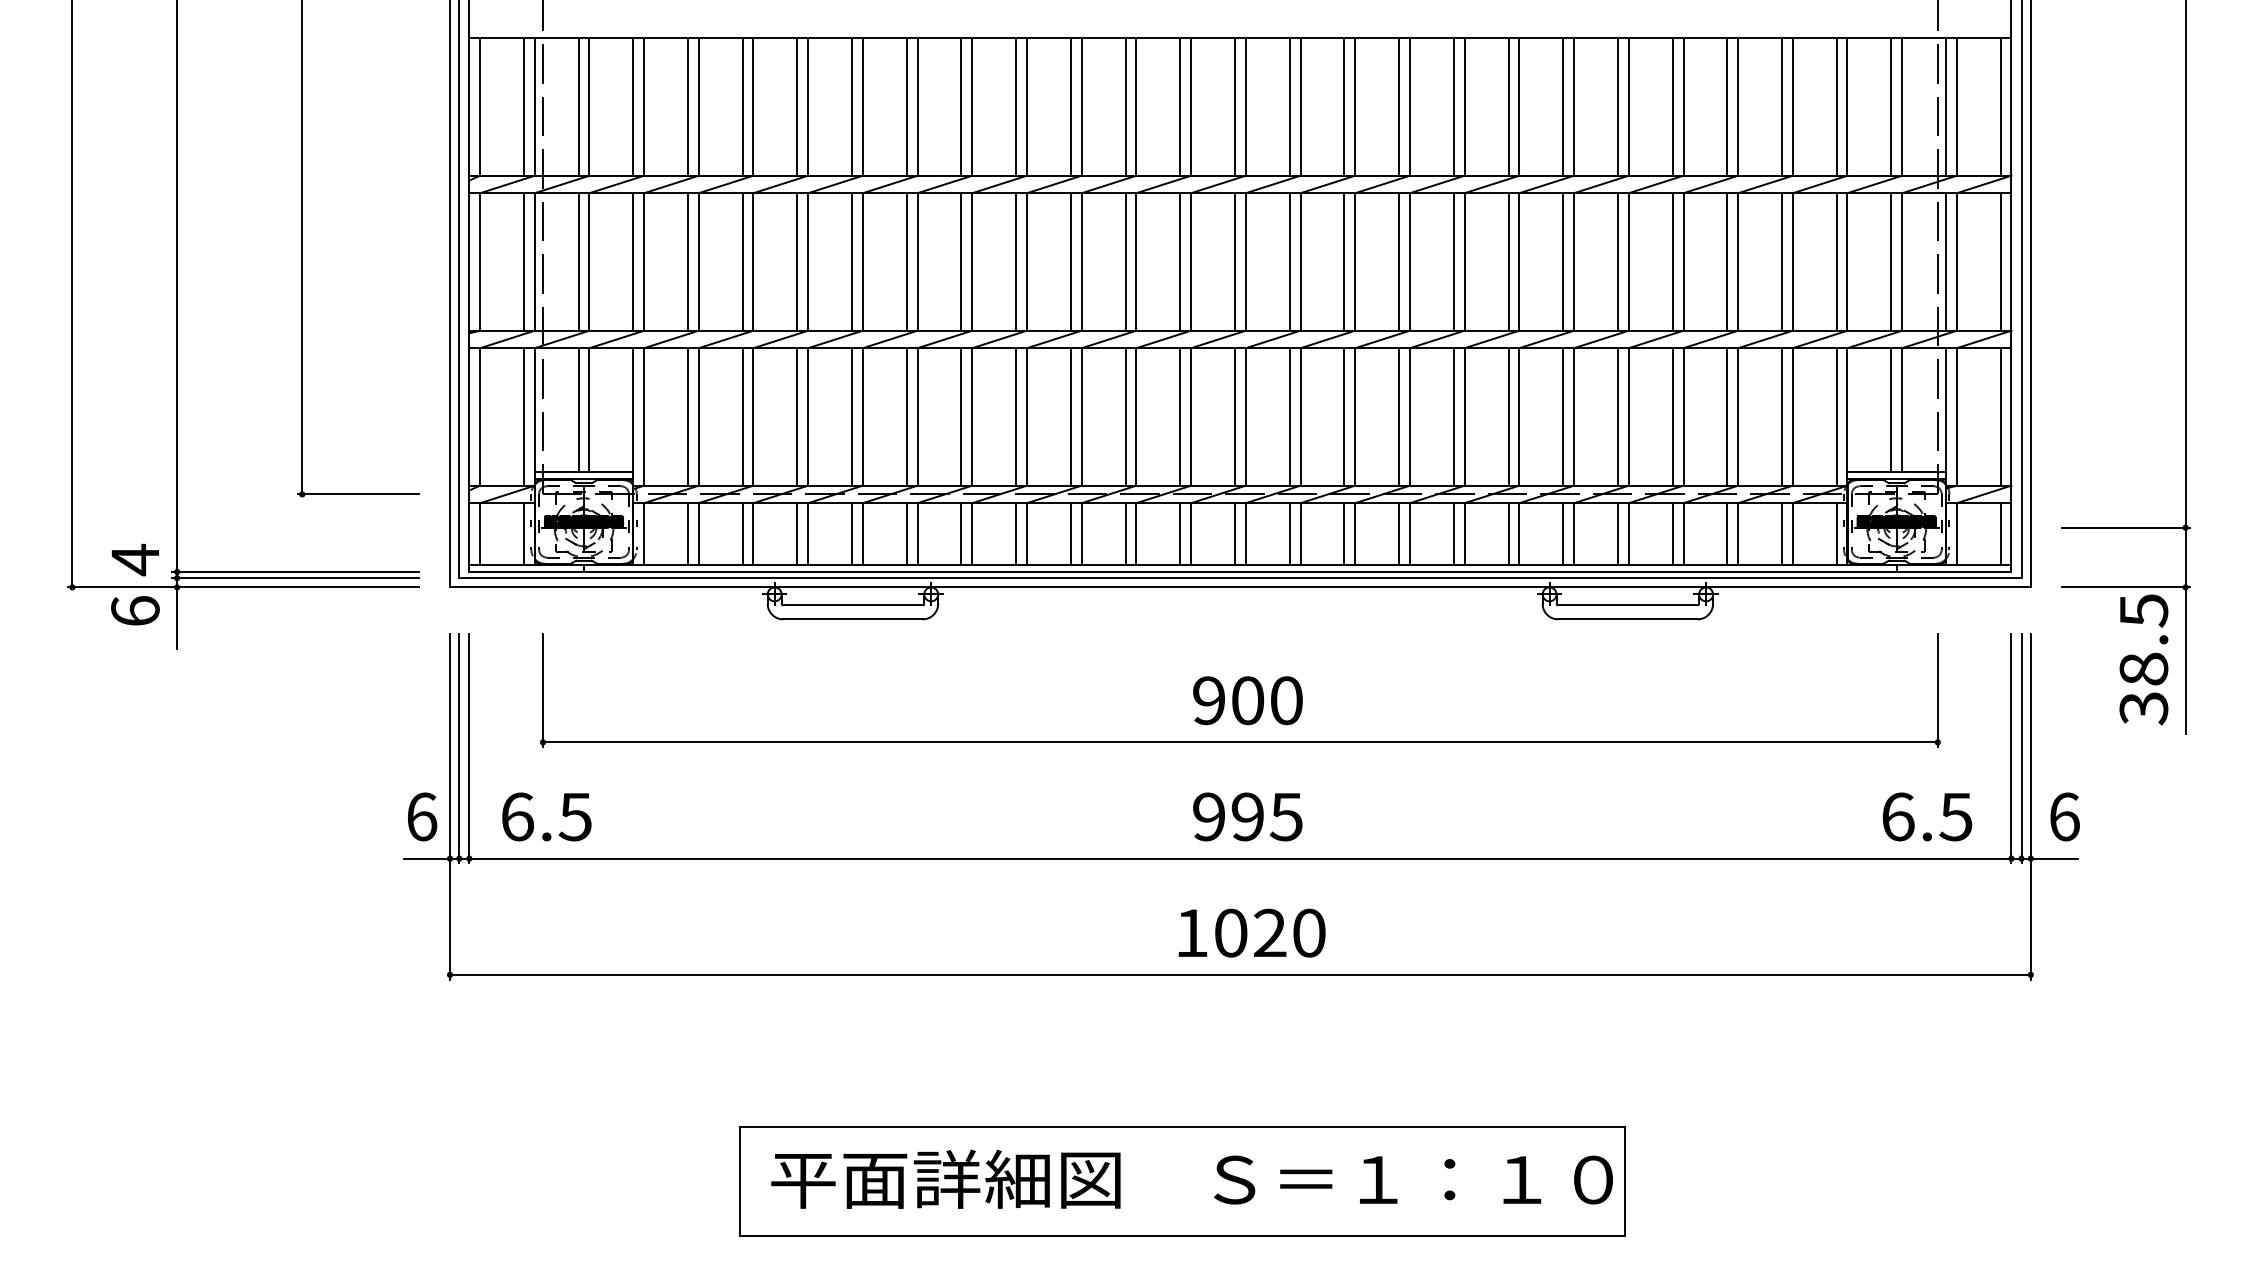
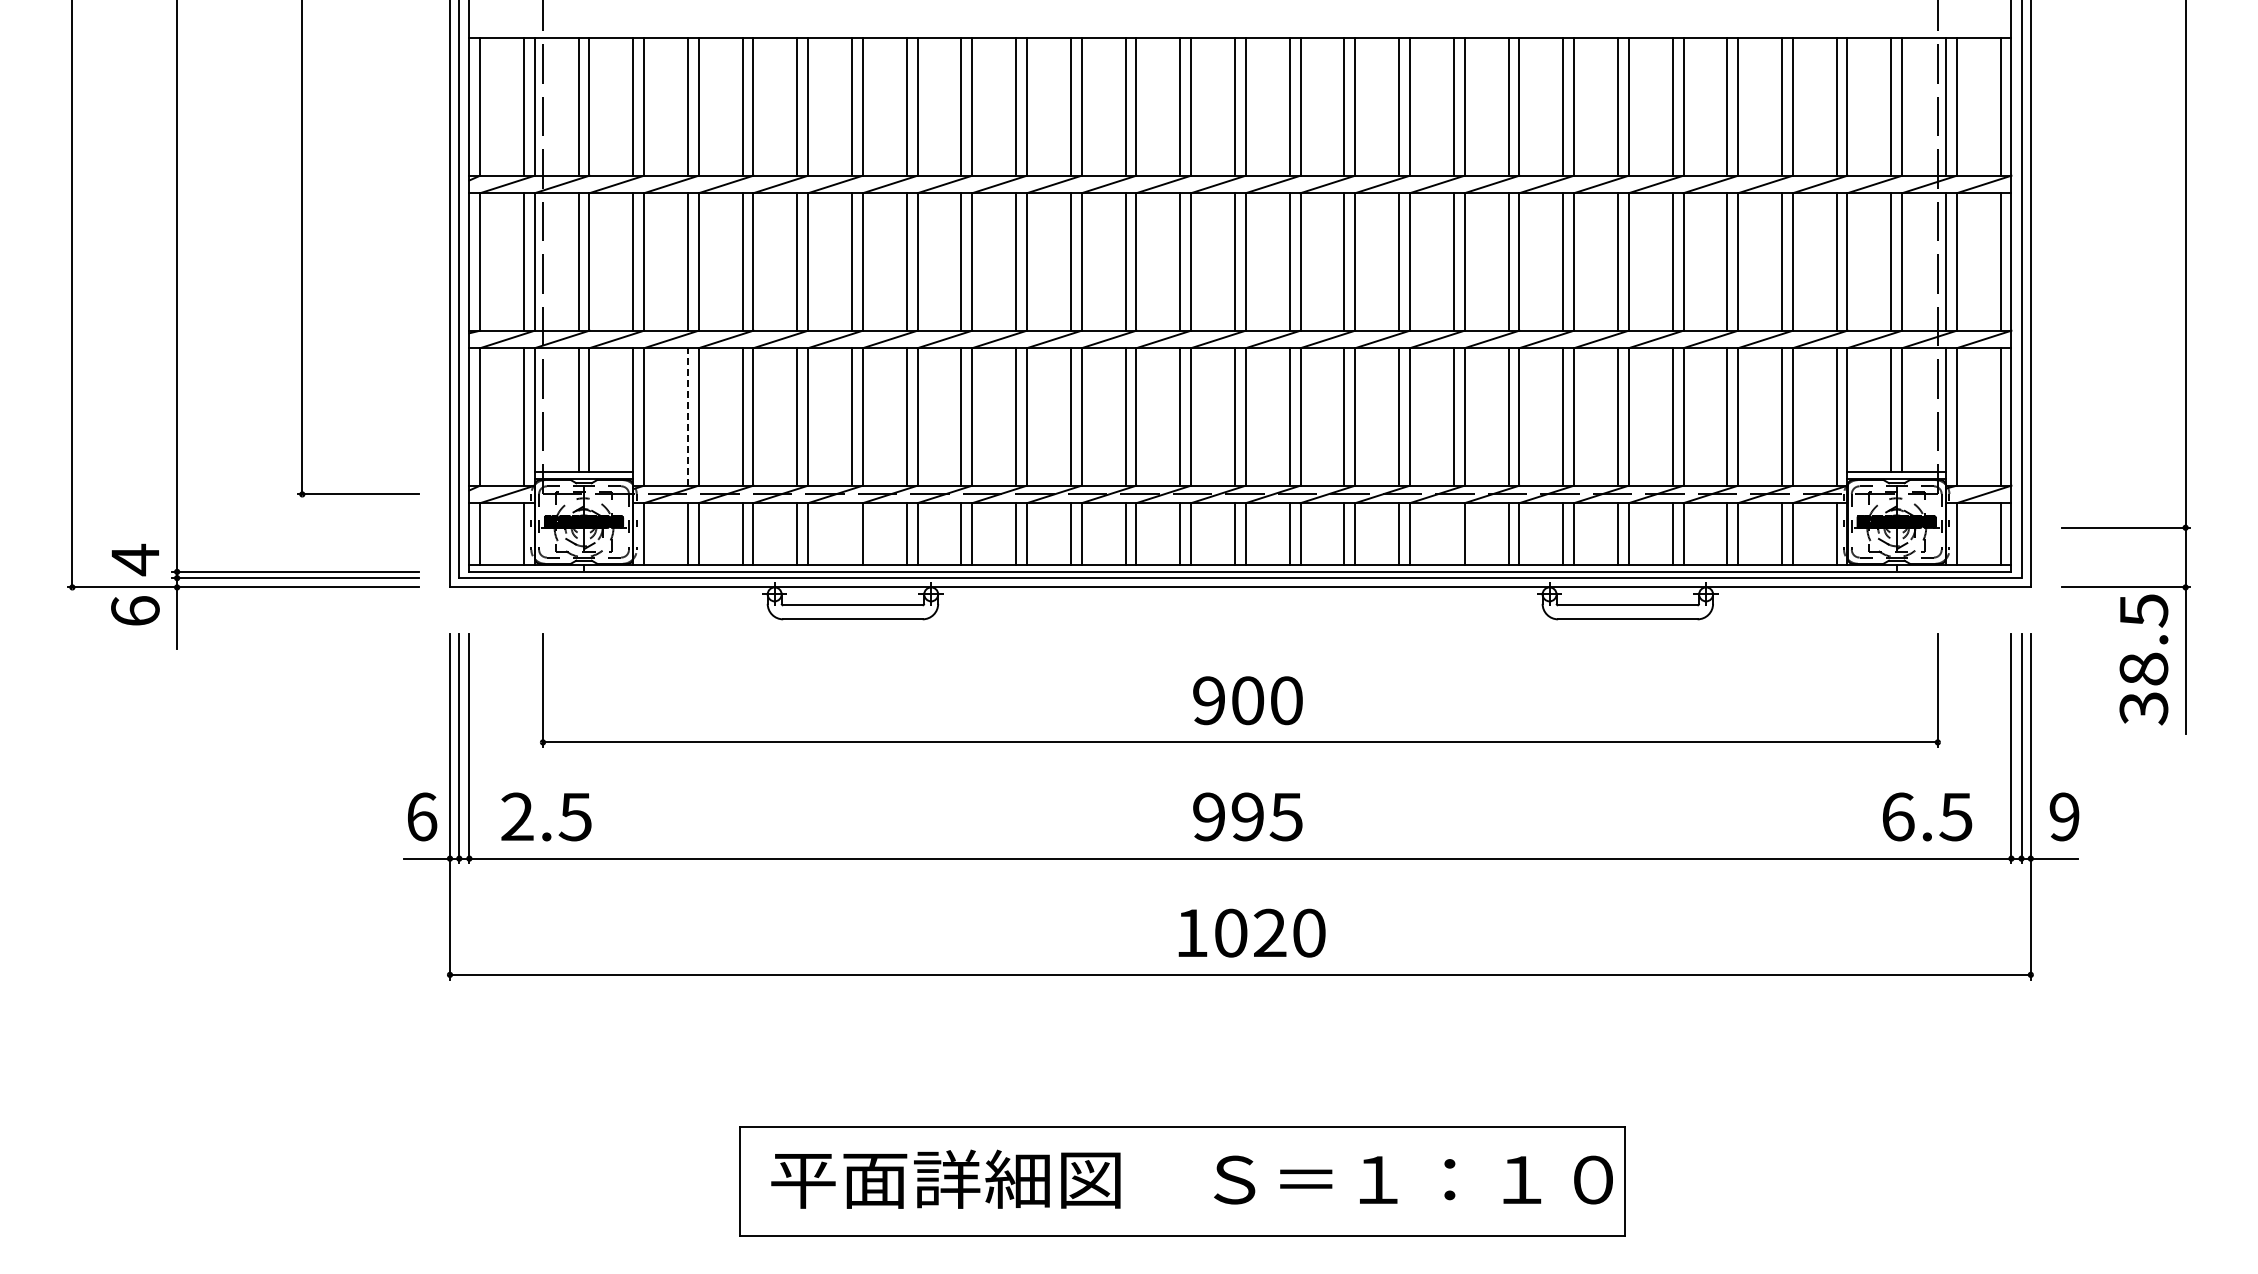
line: solid -> dashed (687, 416)
line: present -> none (852, 533)
line: present -> none (1453, 533)
text: 6.5 -> 2.5 (517, 816)
text: 6 -> 9 (2064, 816)
